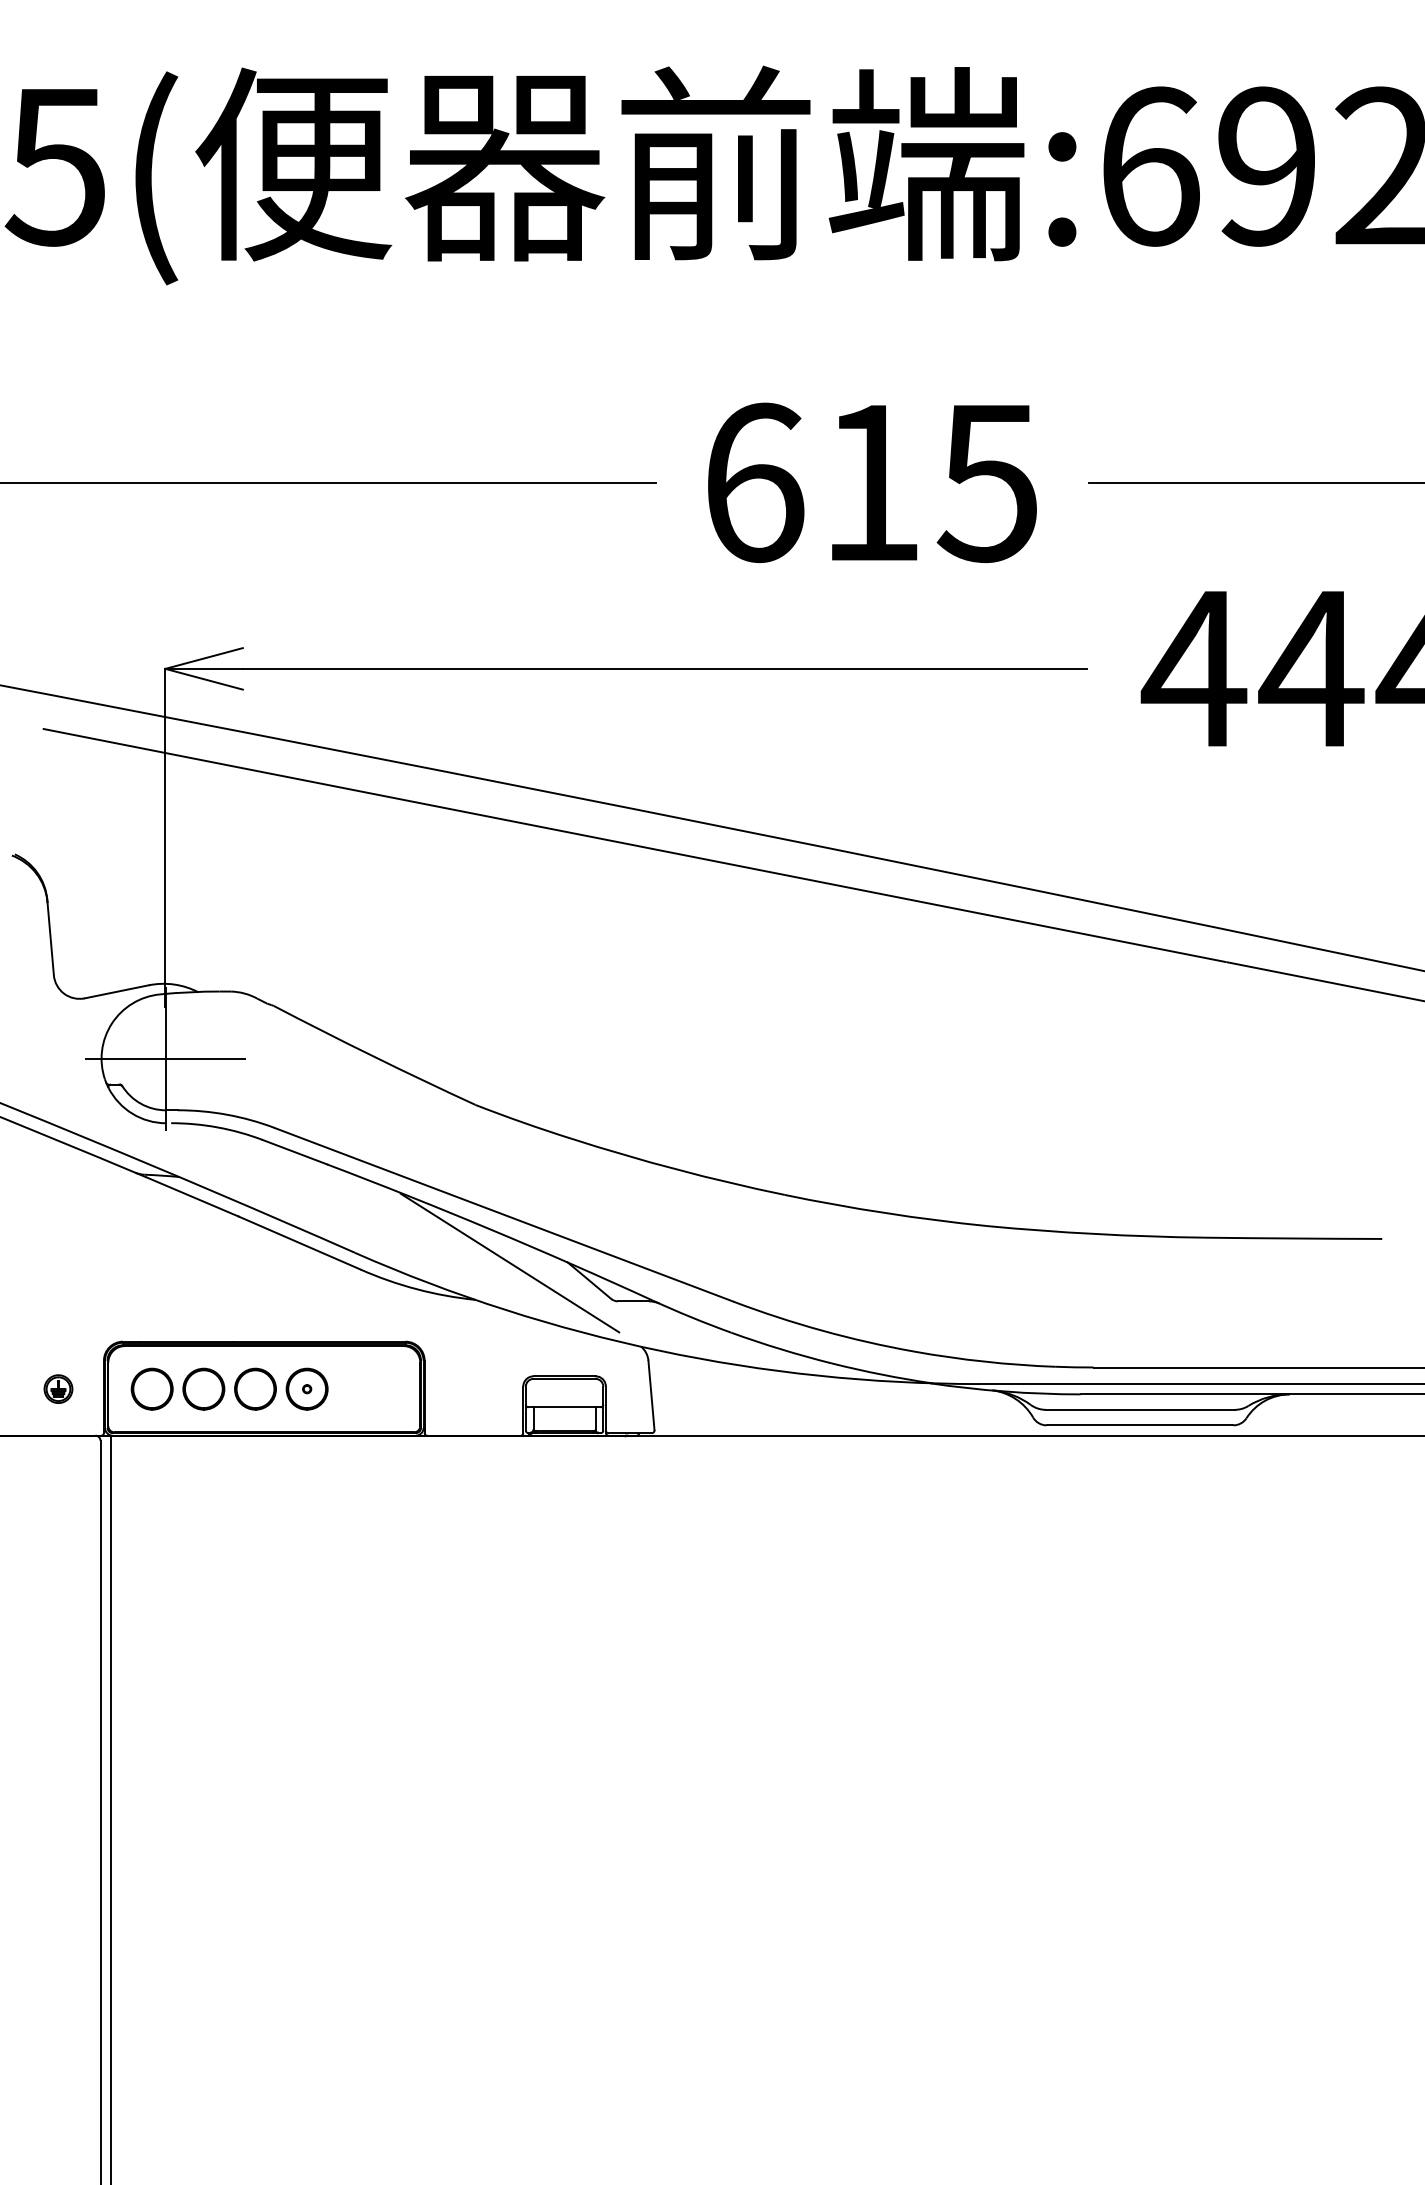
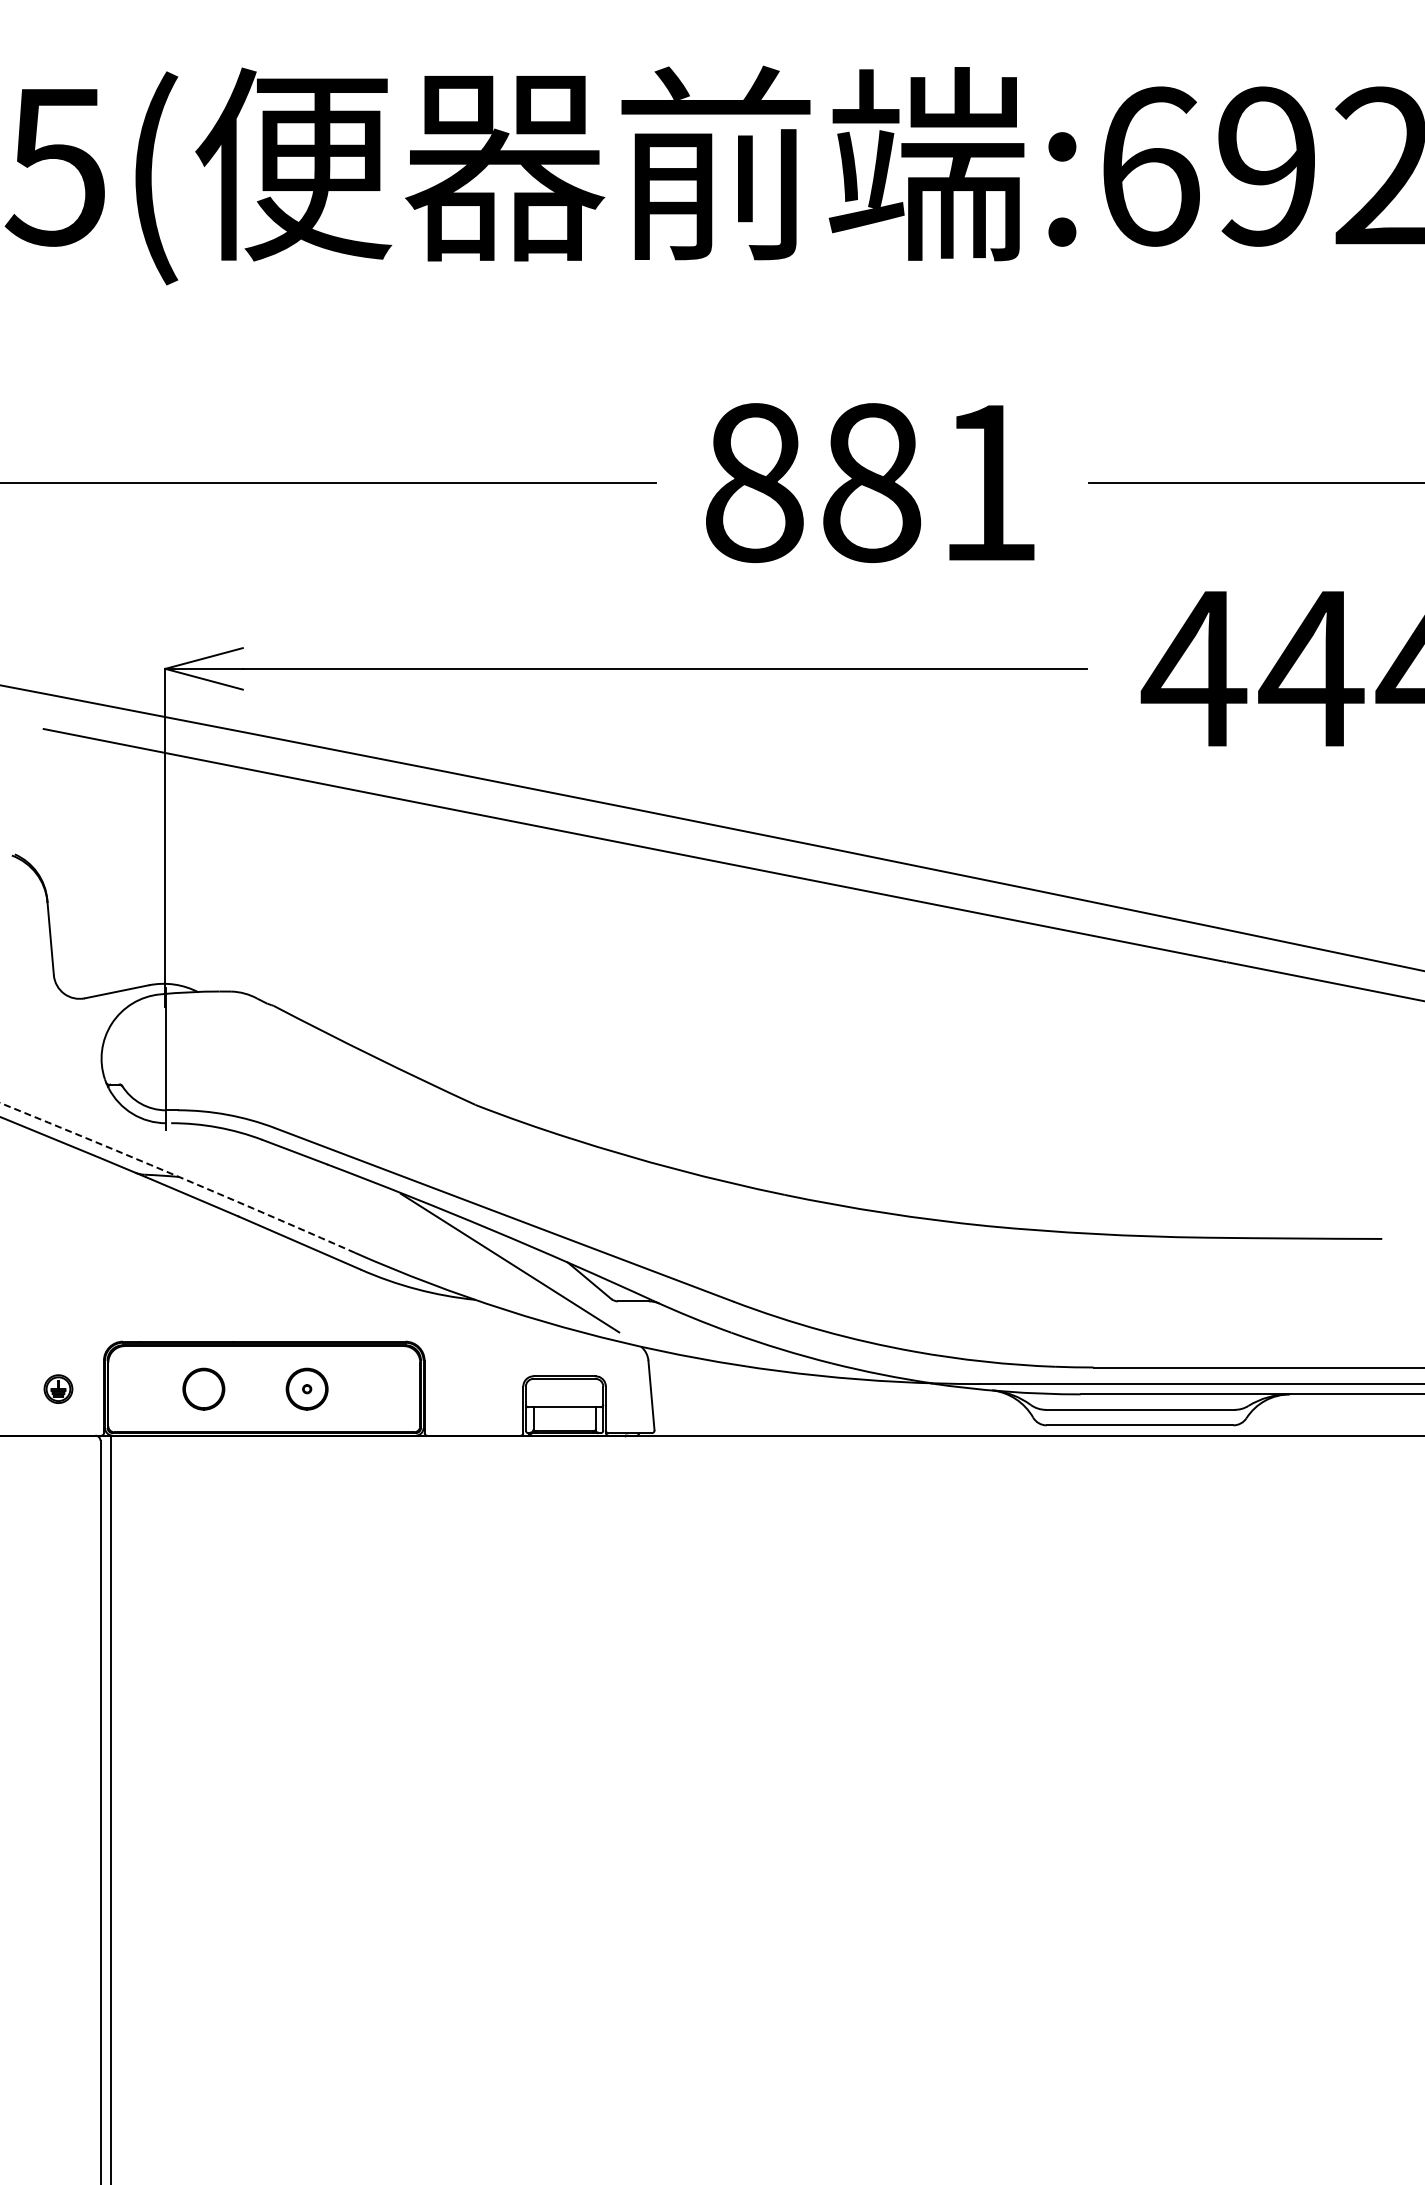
text: 615 -> 881 (871, 482)
line: present -> none (165, 1058)
arc: solid -> dashed (177, 1176)
part: present -> none (151, 1388)
part: present -> none (255, 1388)
